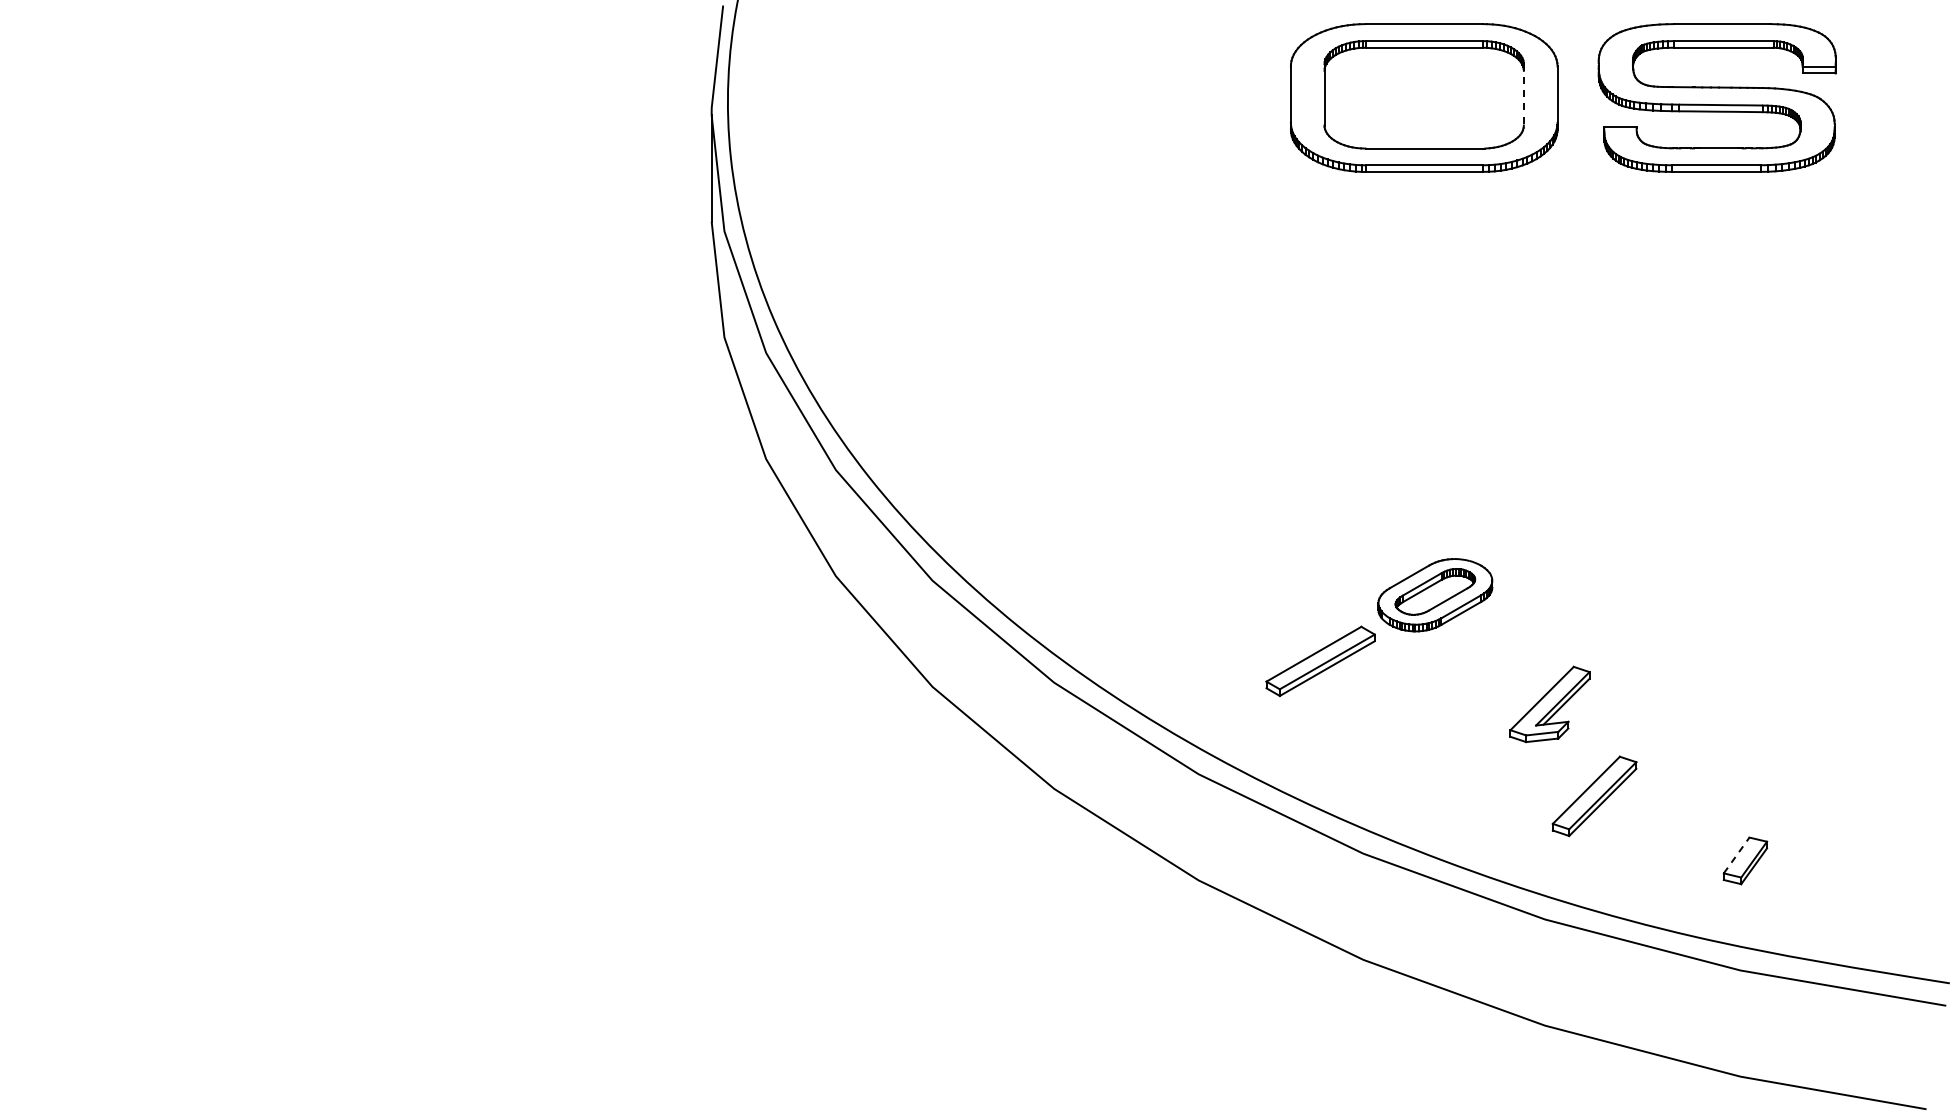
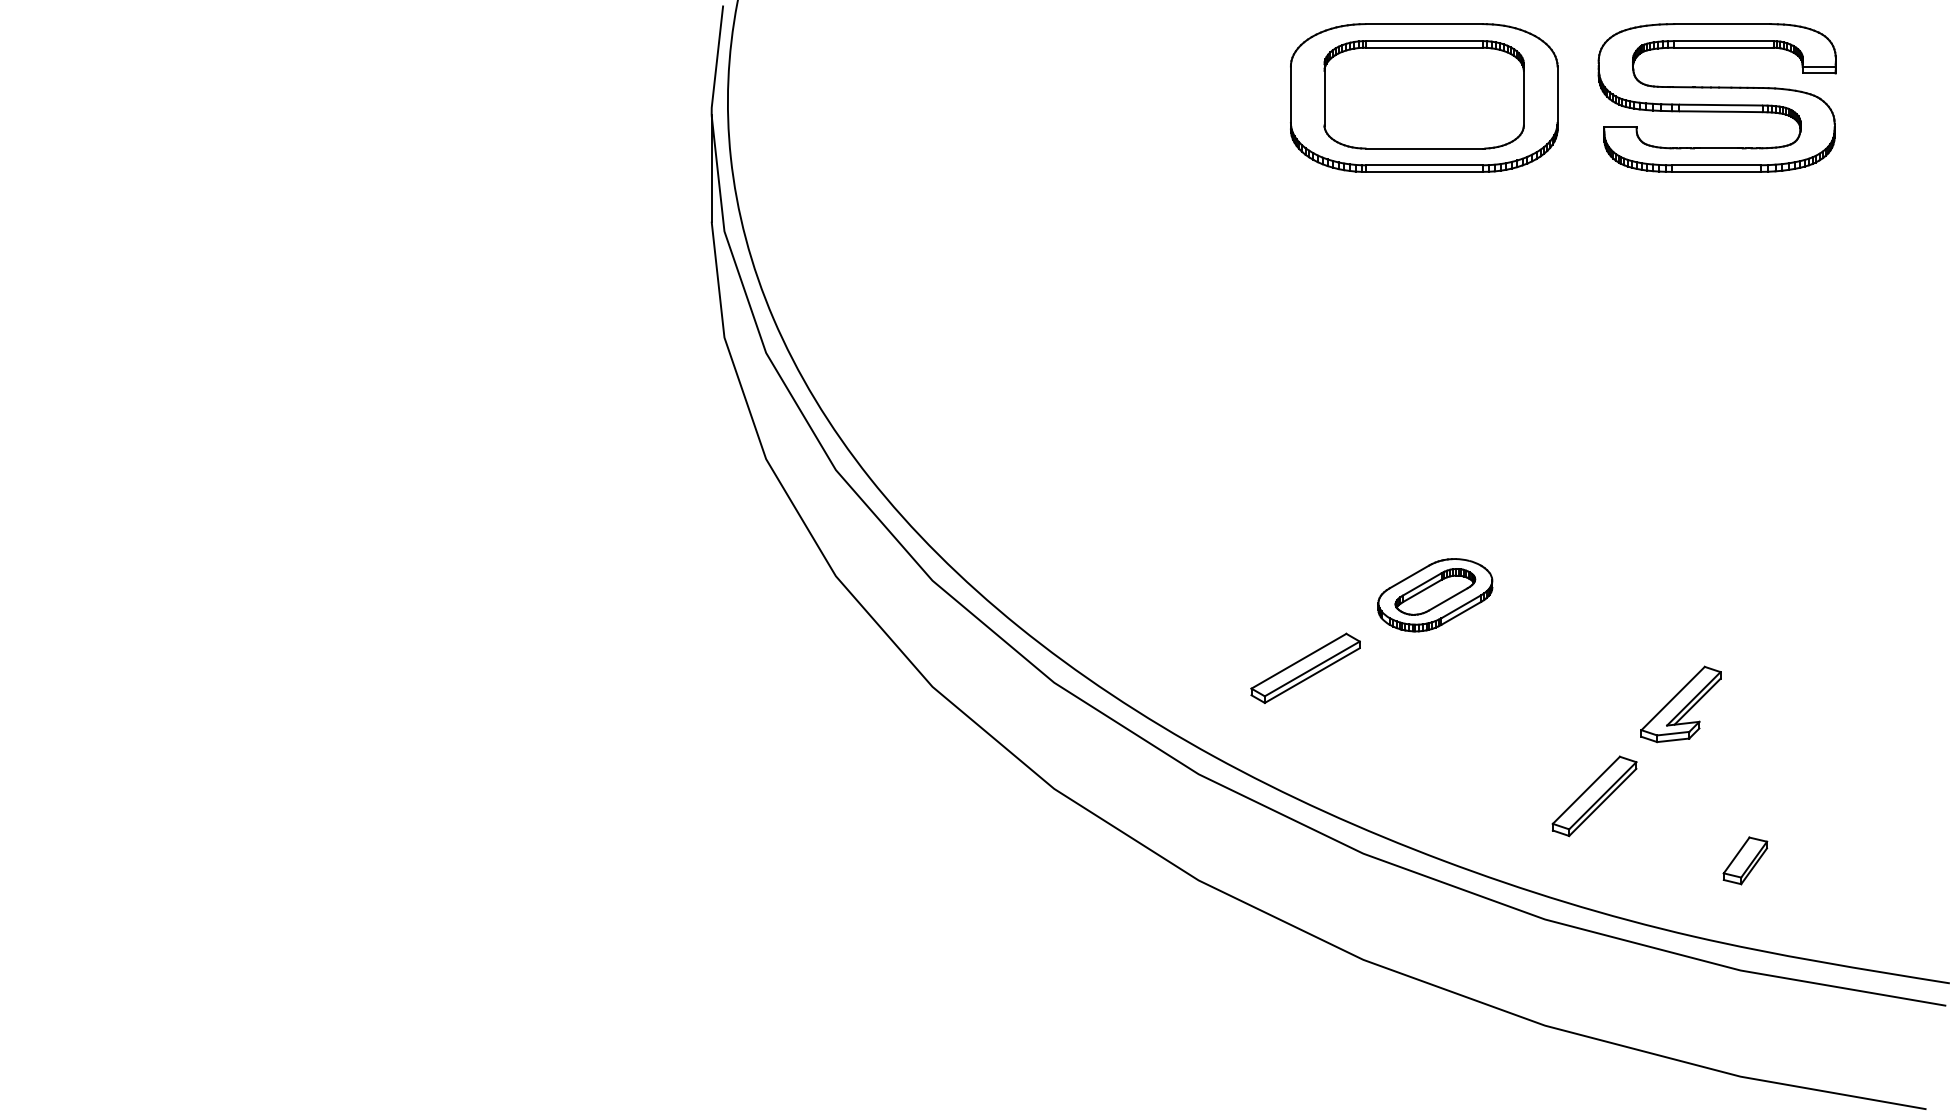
line: dashed -> solid (1523, 94)
part position: (1320, 660) -> (1305, 667) (1305, 667)
part position: (1549, 704) -> (1680, 704) (1680, 704)
line: dashed -> solid (1736, 855)
